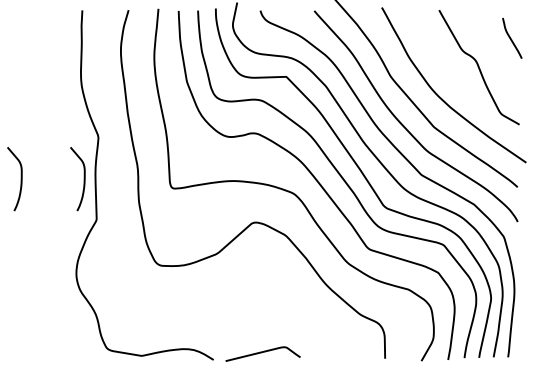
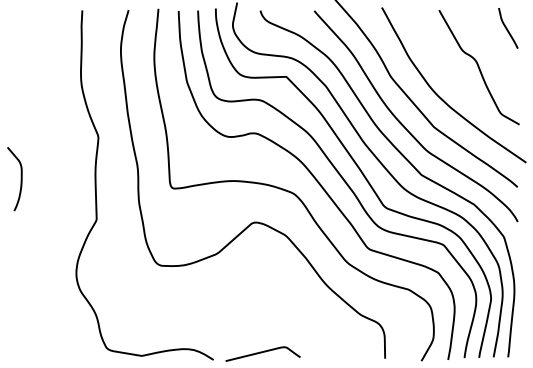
curve position: (511, 38) -> (507, 28) (507, 28)
curve: present -> none (83, 179)
